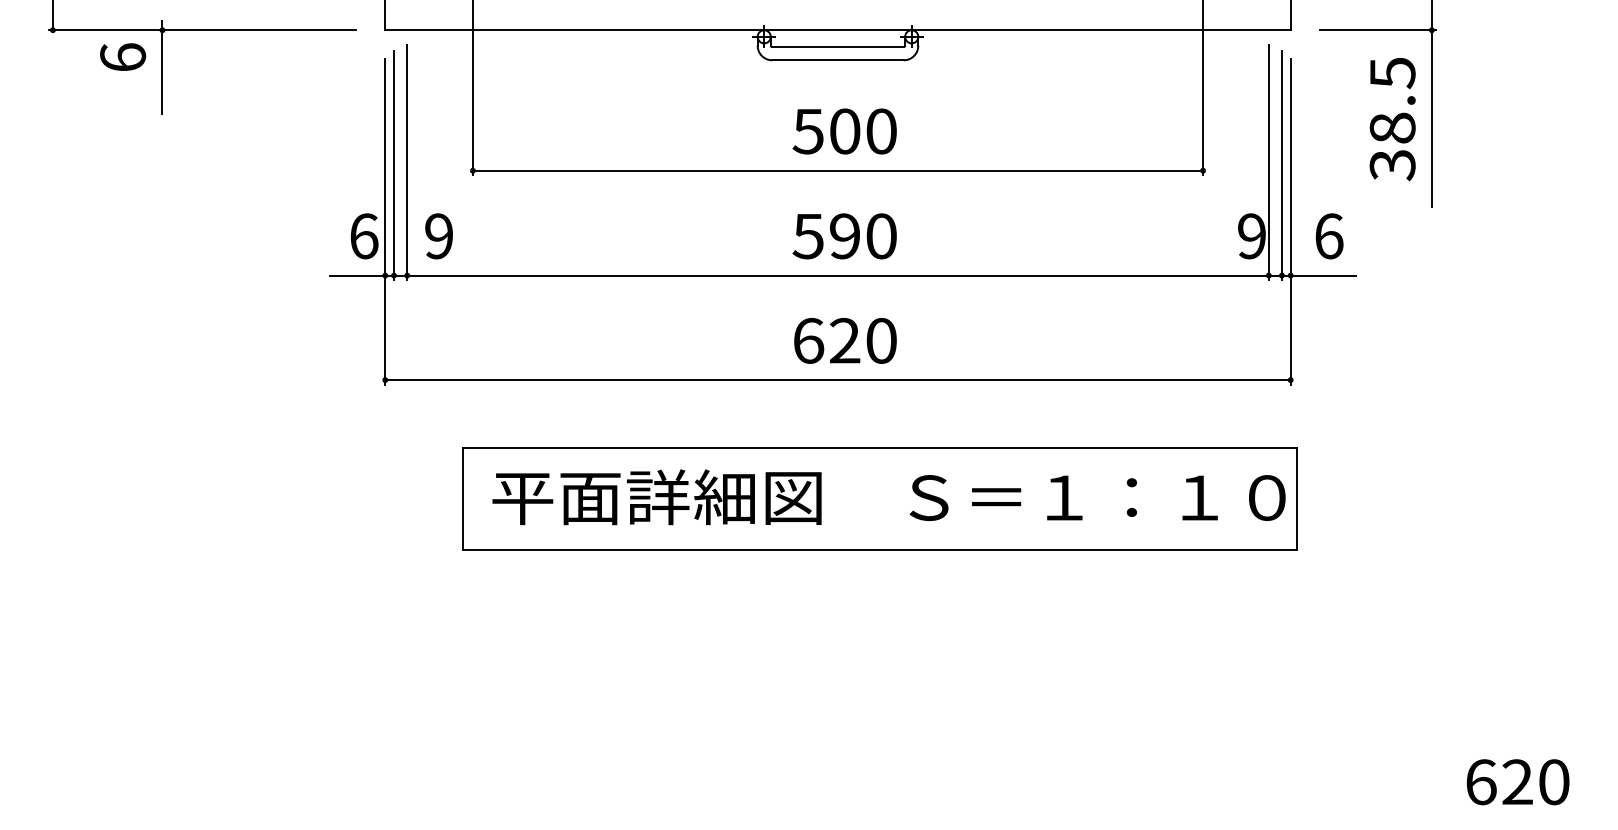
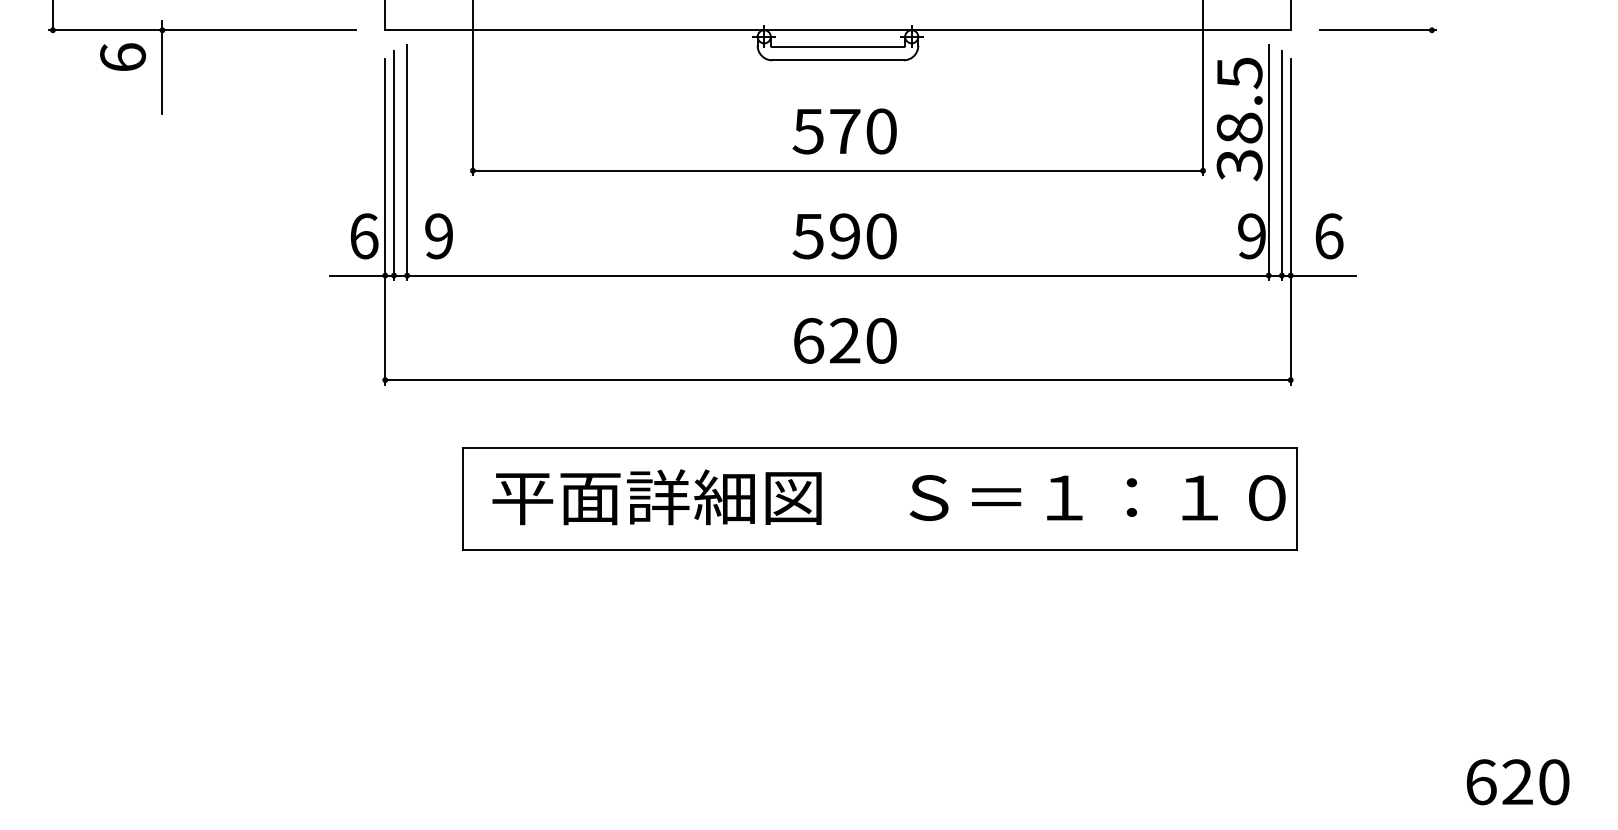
line: present -> none (1431, 104)
text position: (1392, 119) -> (1239, 119) (1239, 119)
text: 500 -> 570 (845, 131)
